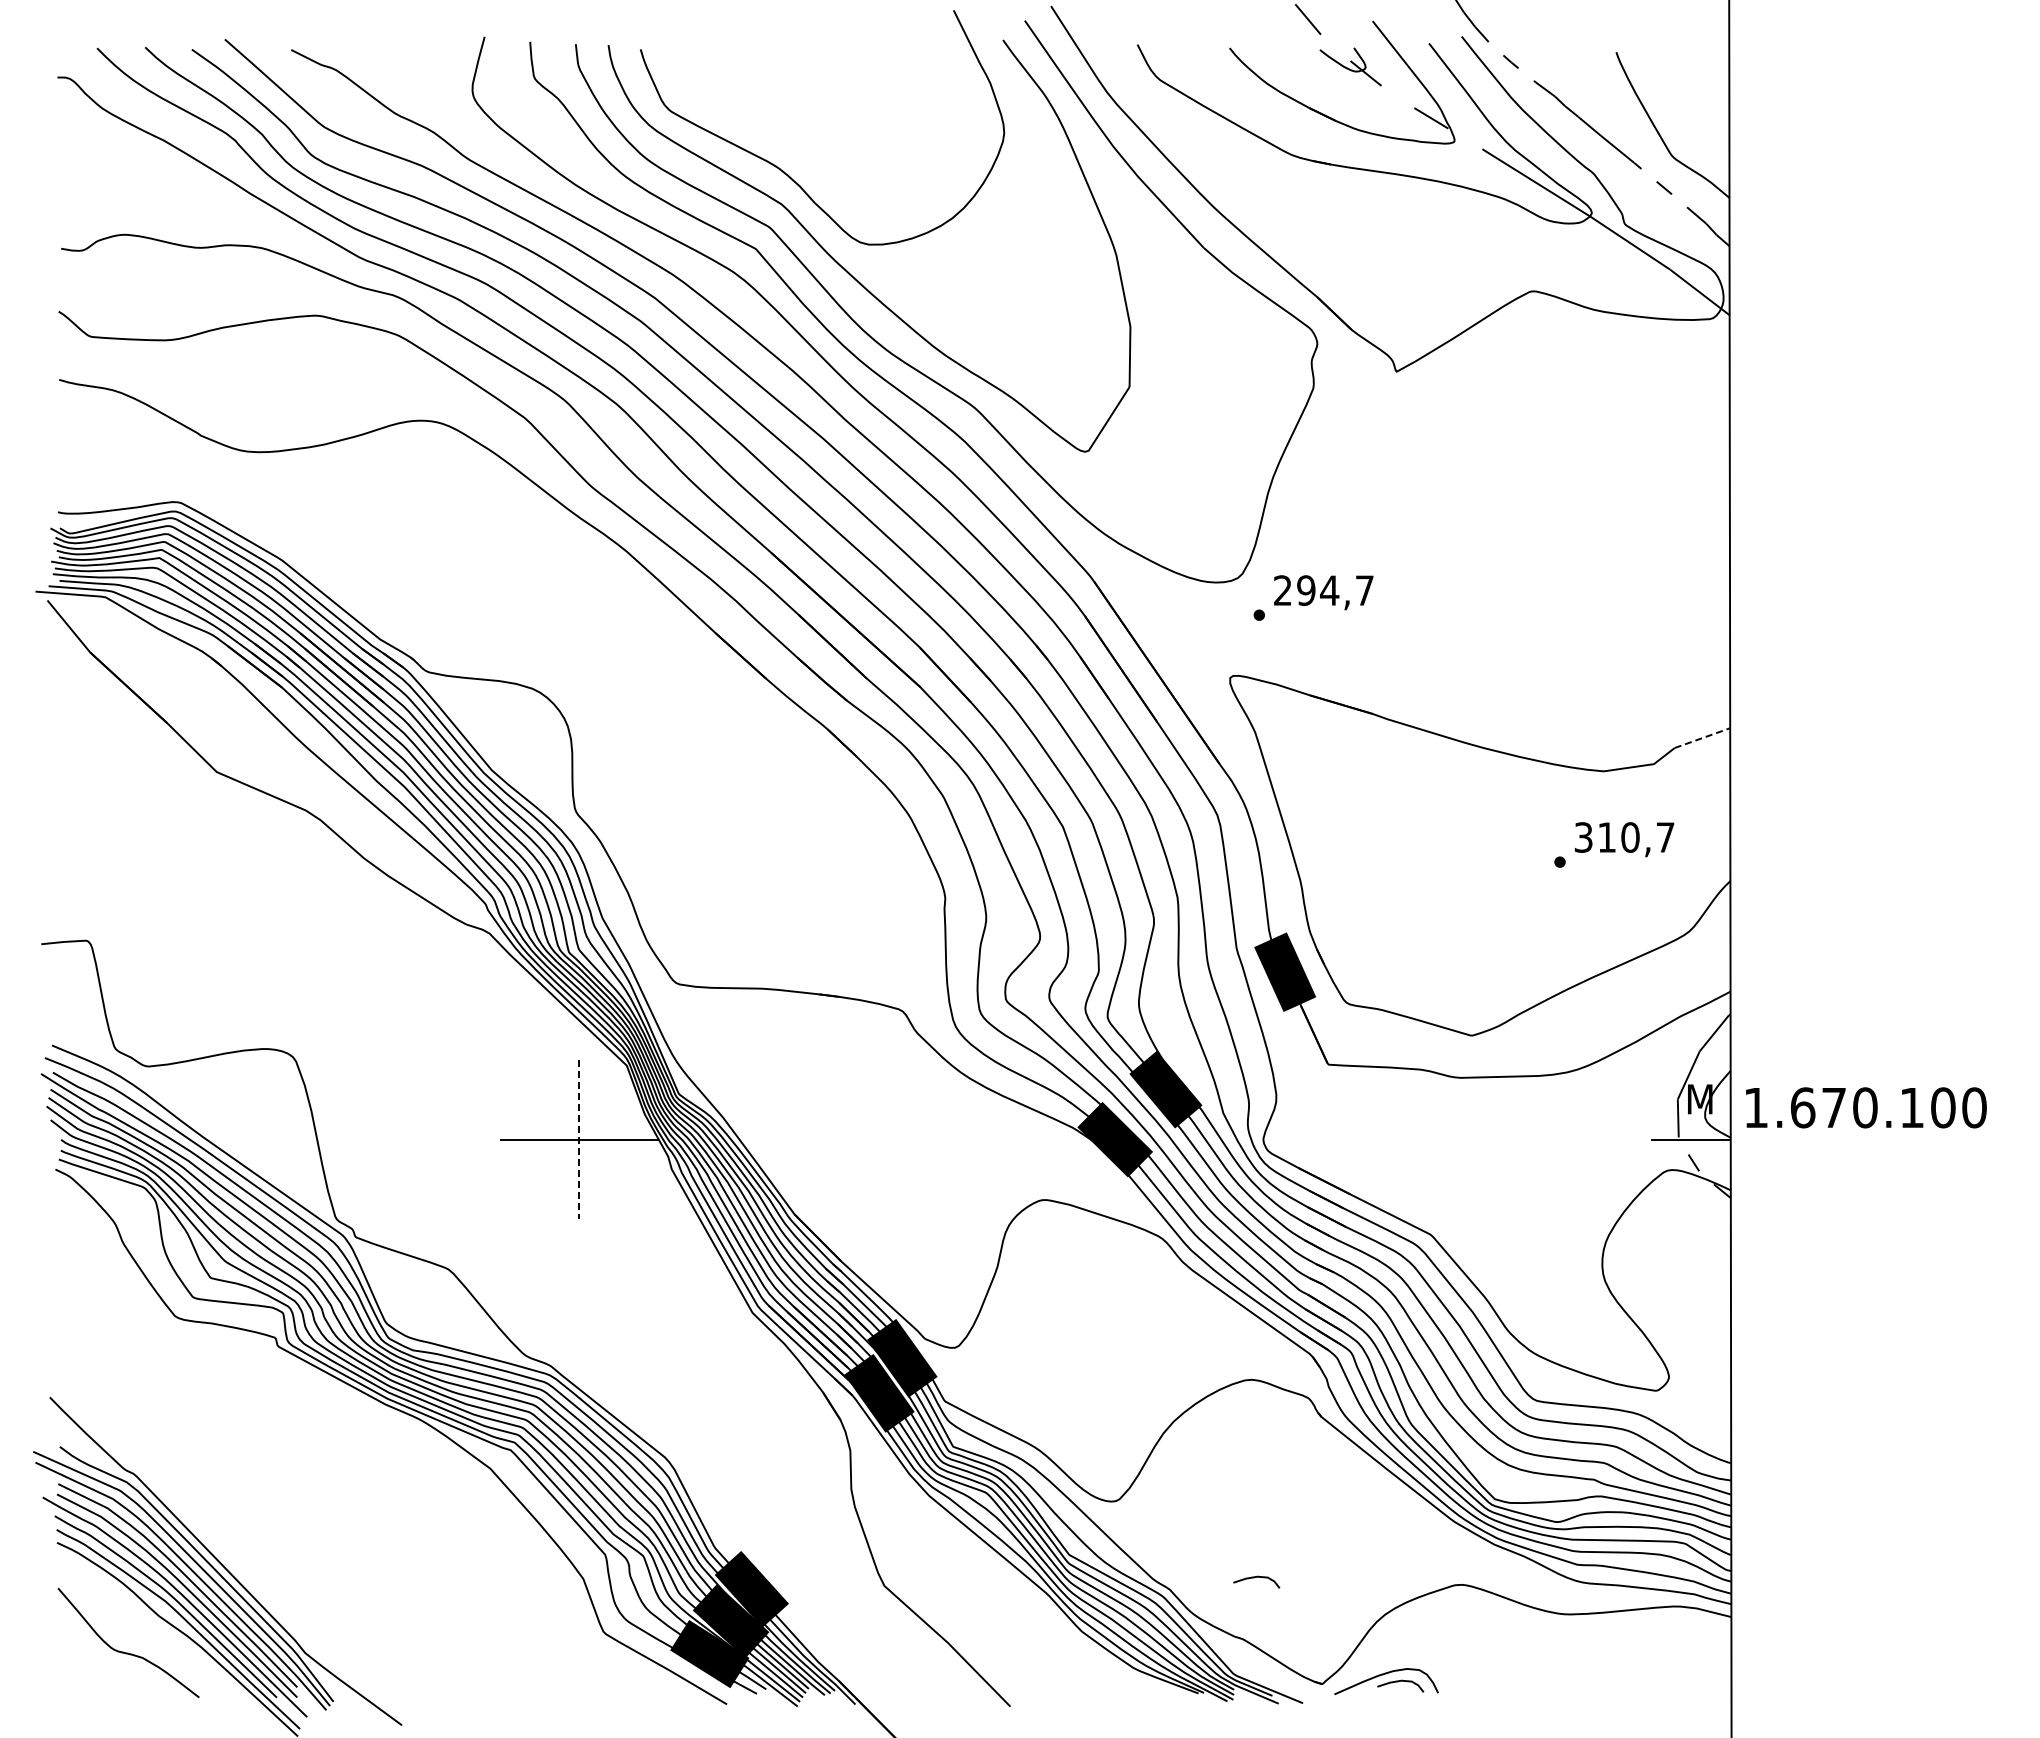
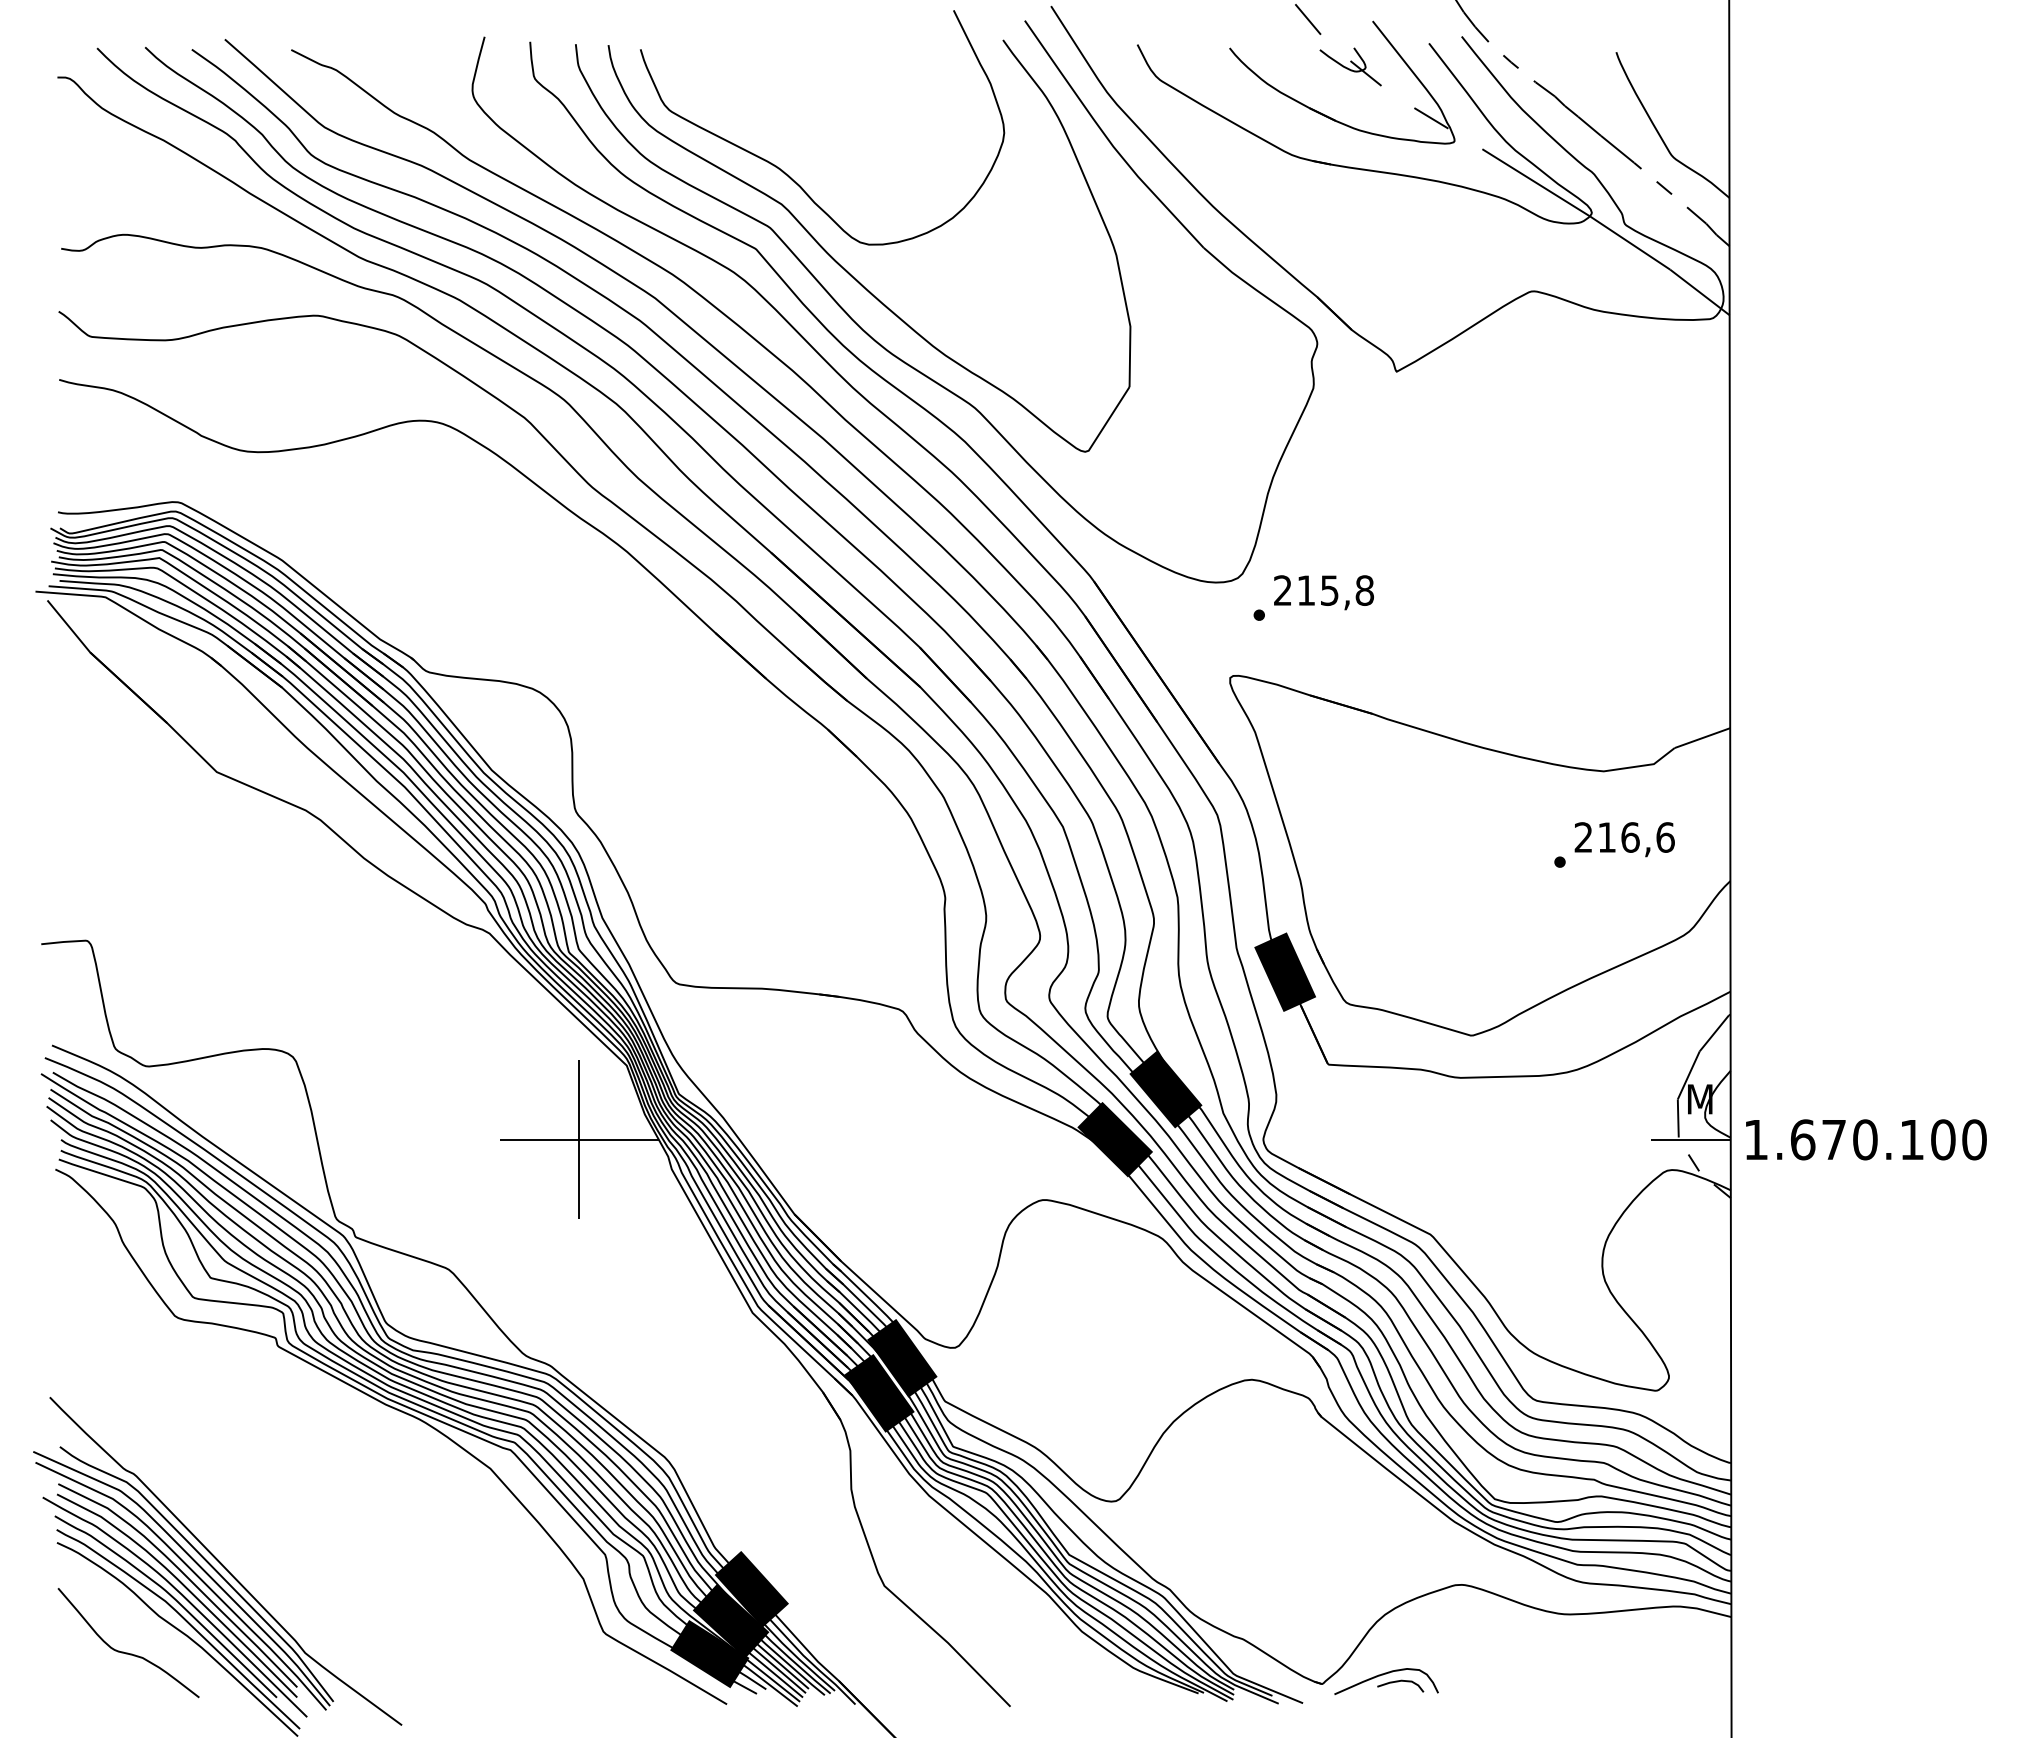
text: 294,7 -> 215,8 (1335, 590)
line: dashed -> solid (1702, 737)
text: 310,7 -> 216,6 (1624, 837)
text position: (1866, 1107) -> (1866, 1139) (1866, 1139)
line: dashed -> solid (579, 1140)
curve: present -> none (1254, 1578)
